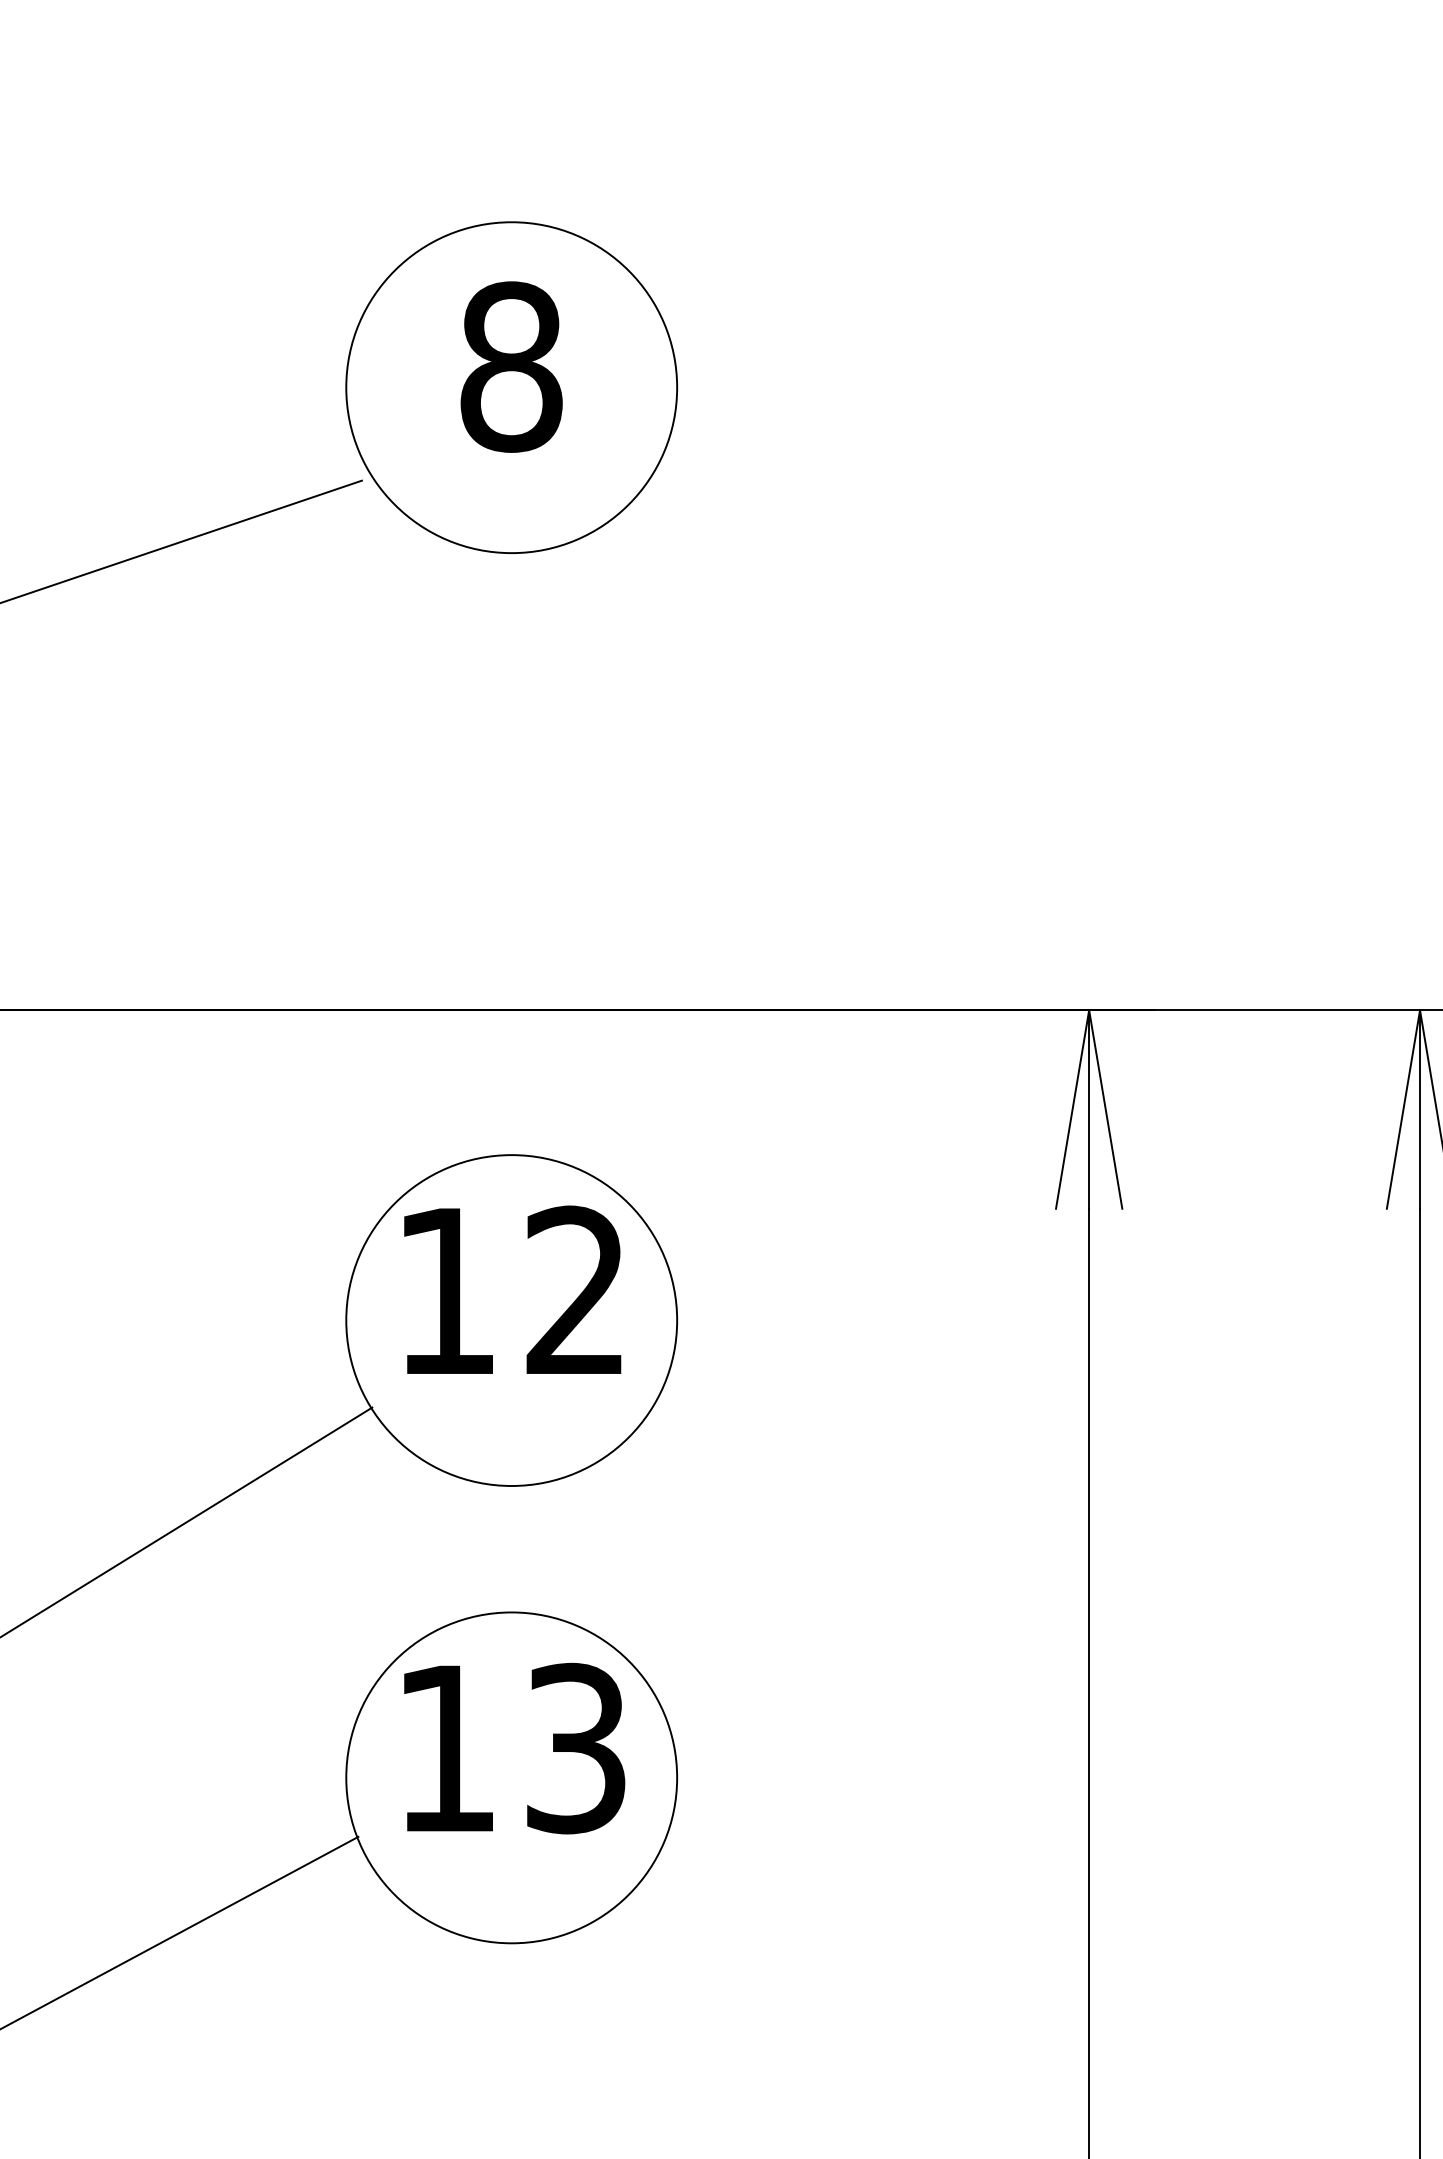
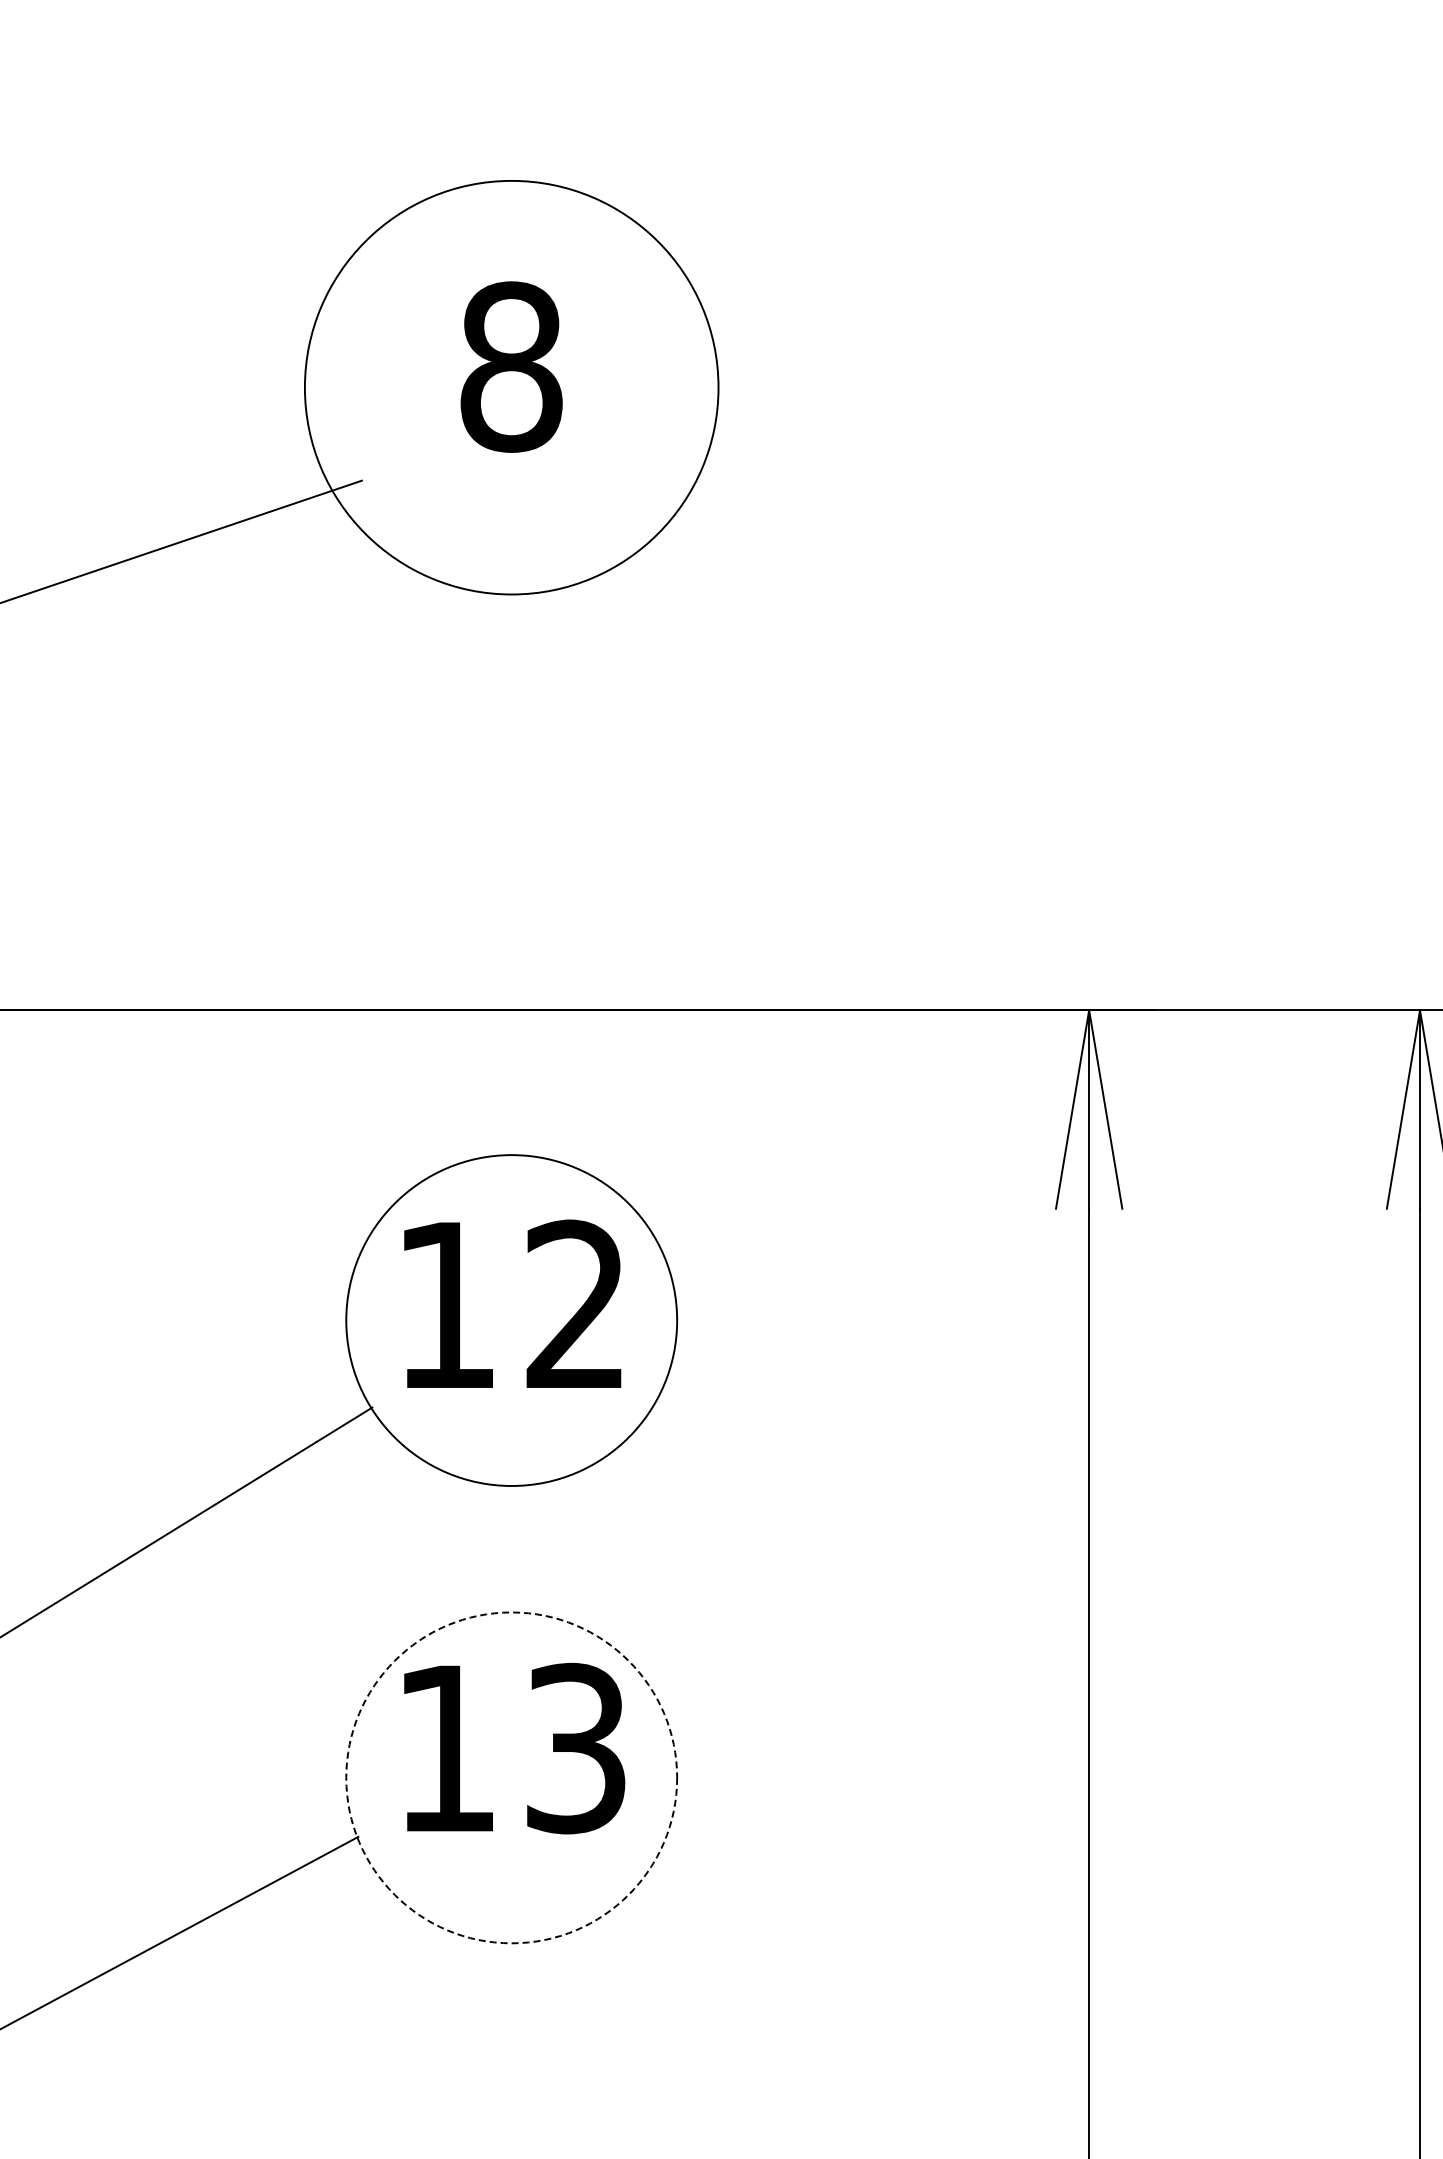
circle diameter: 331 px -> 414 px (511, 387)
text position: (512, 1289) -> (512, 1303) (512, 1303)
circle: solid -> dashed (511, 1777)
